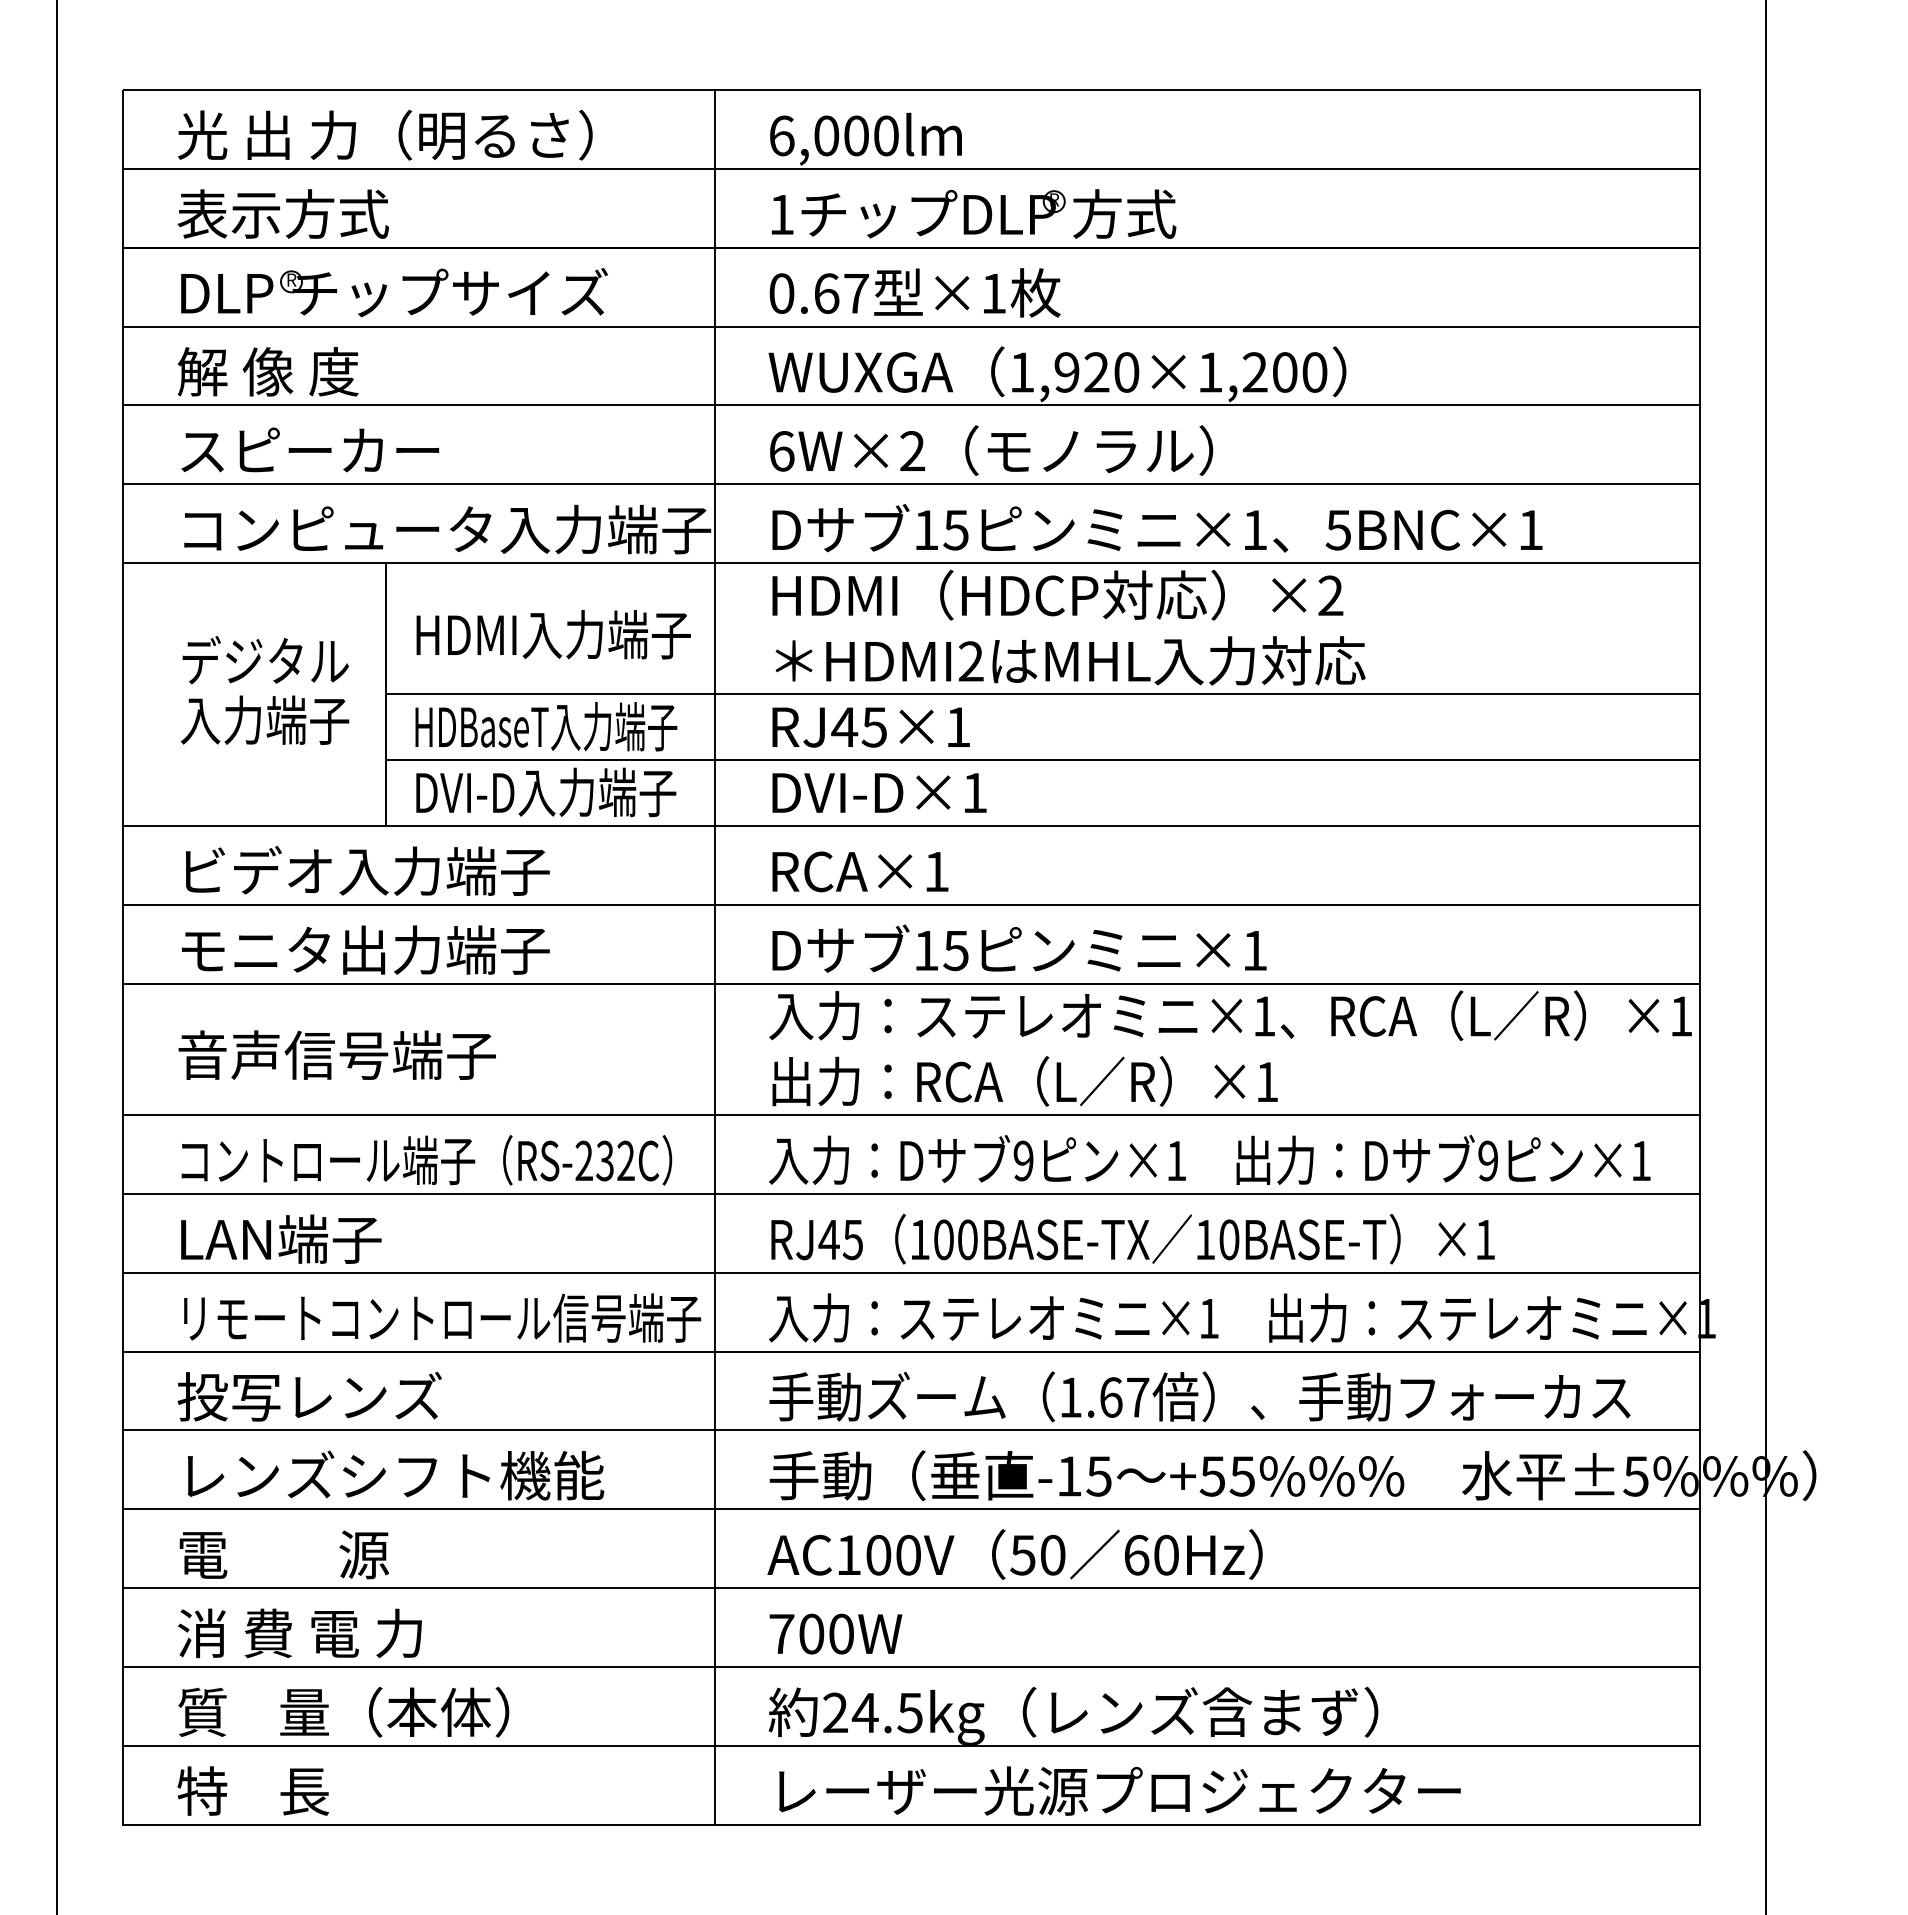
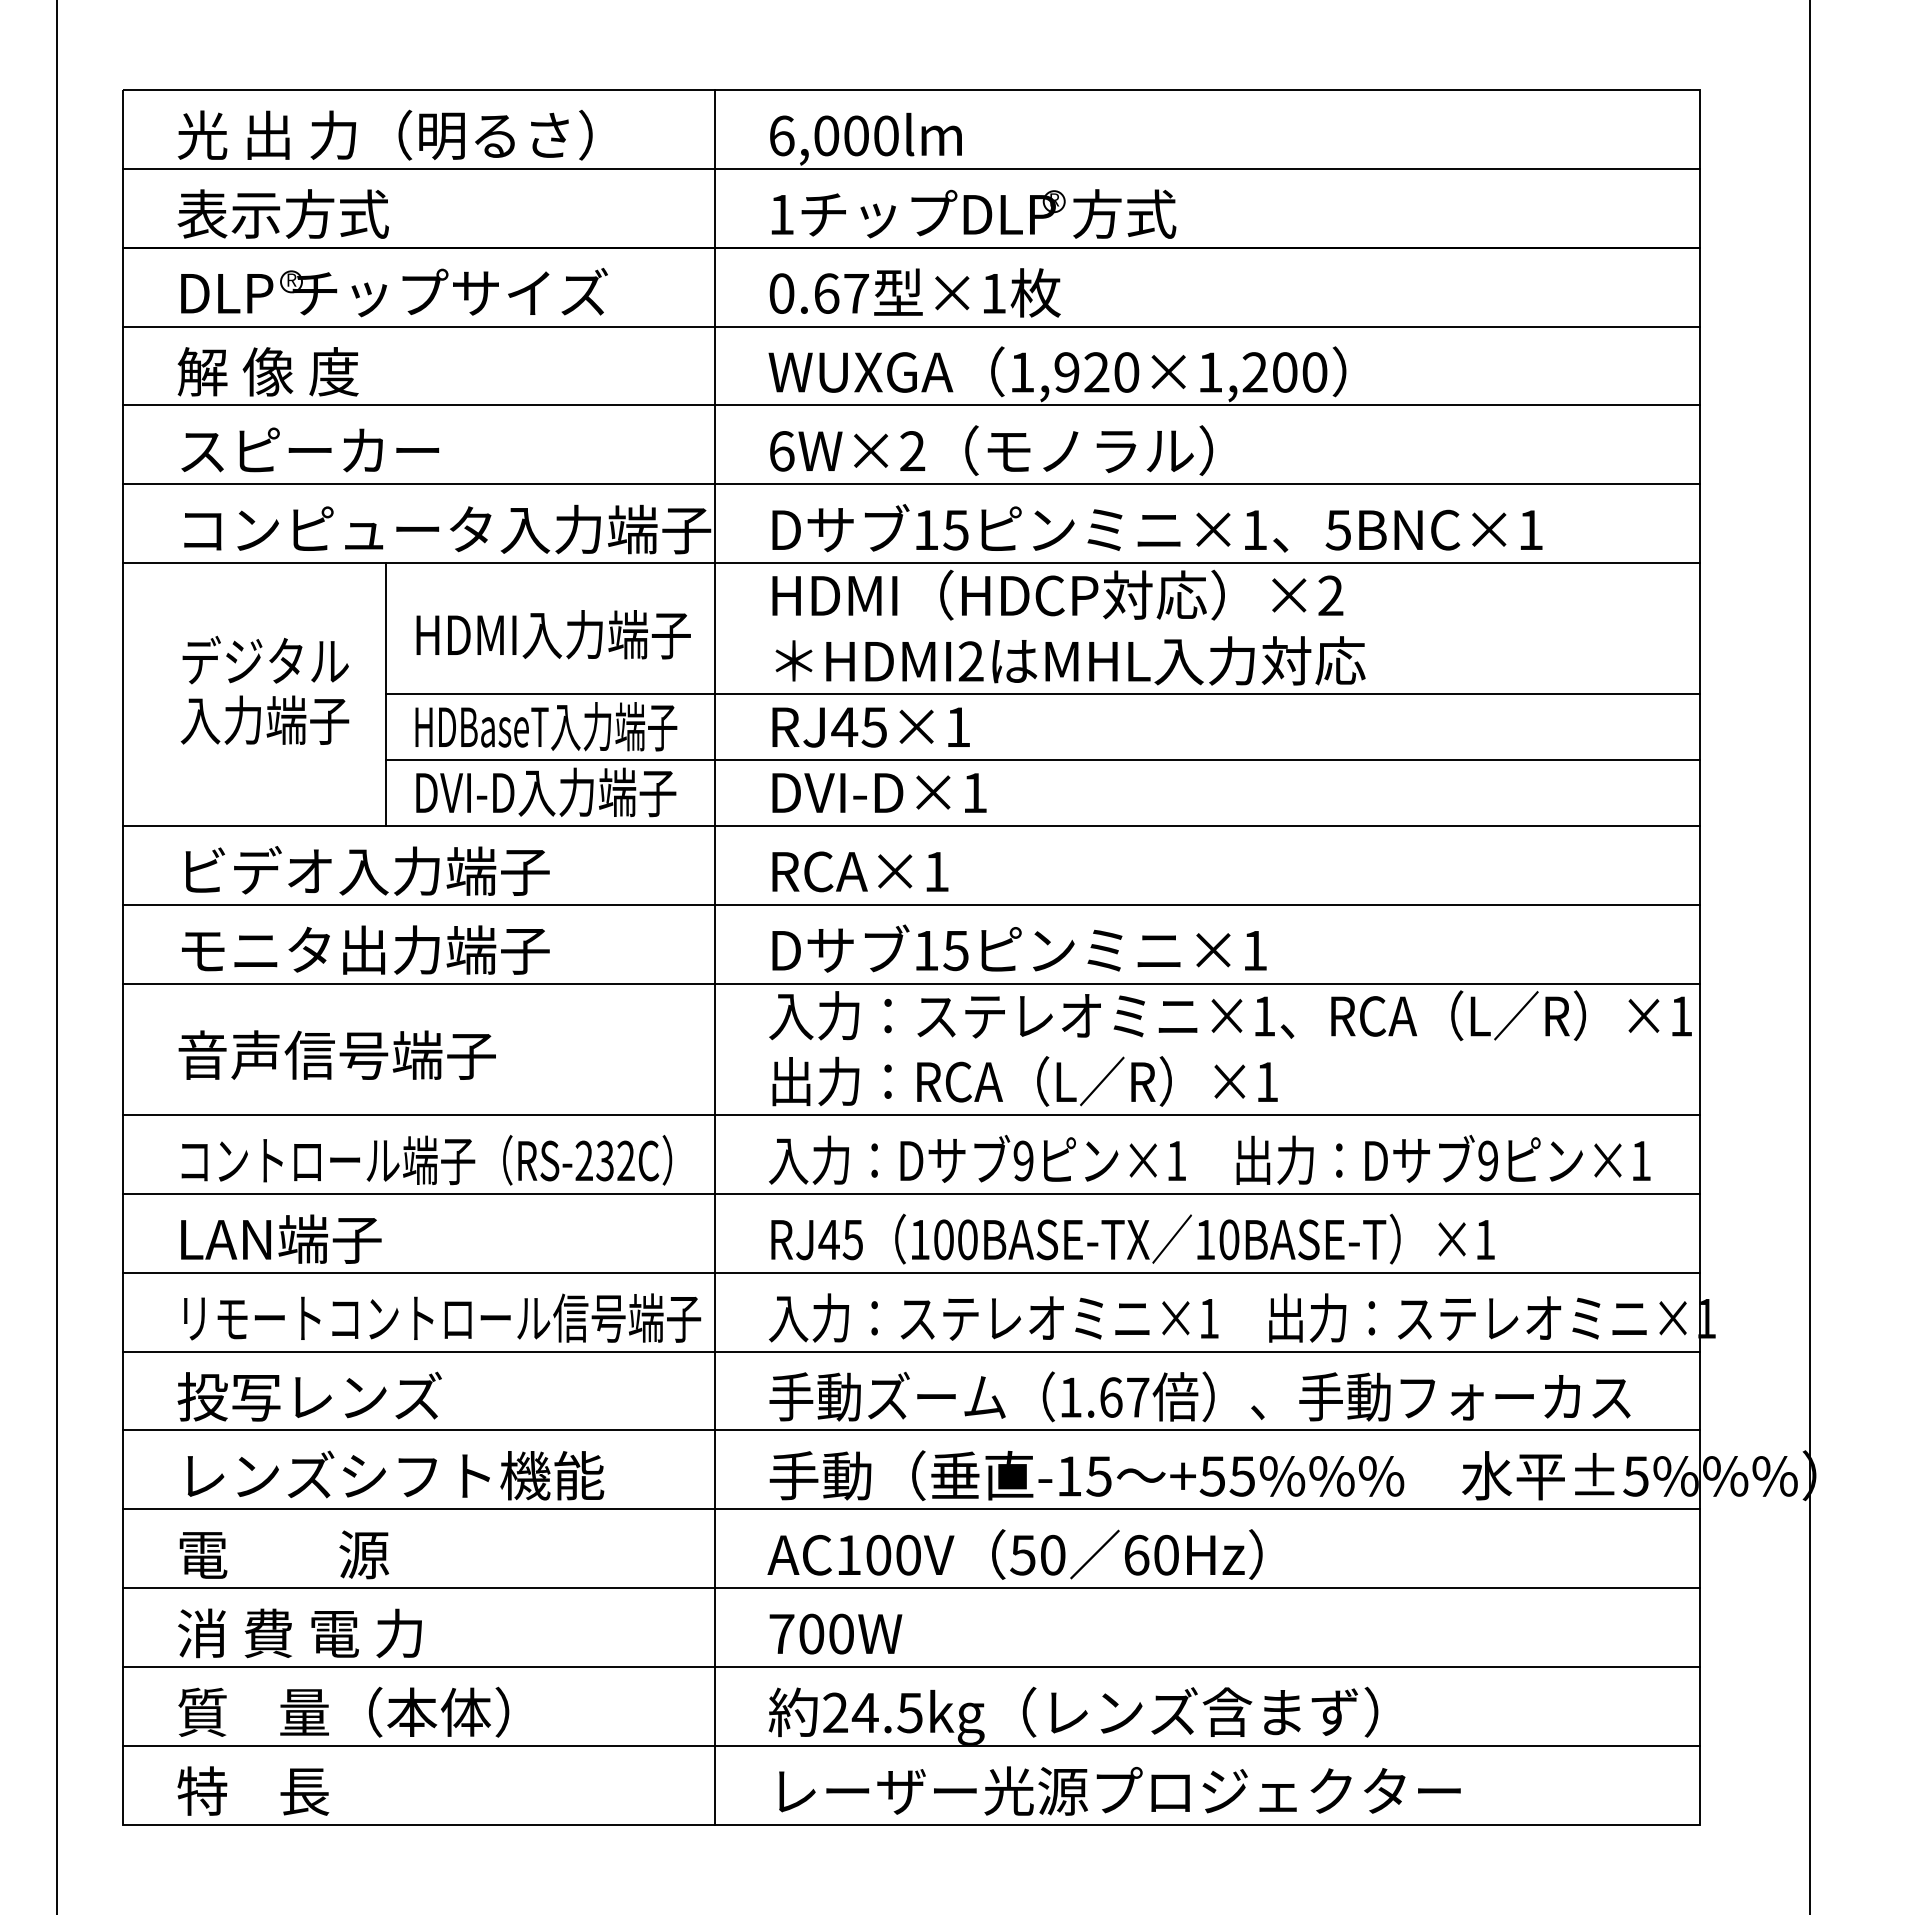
line position: (1765, 956) -> (1809, 956) (1809, 956)
